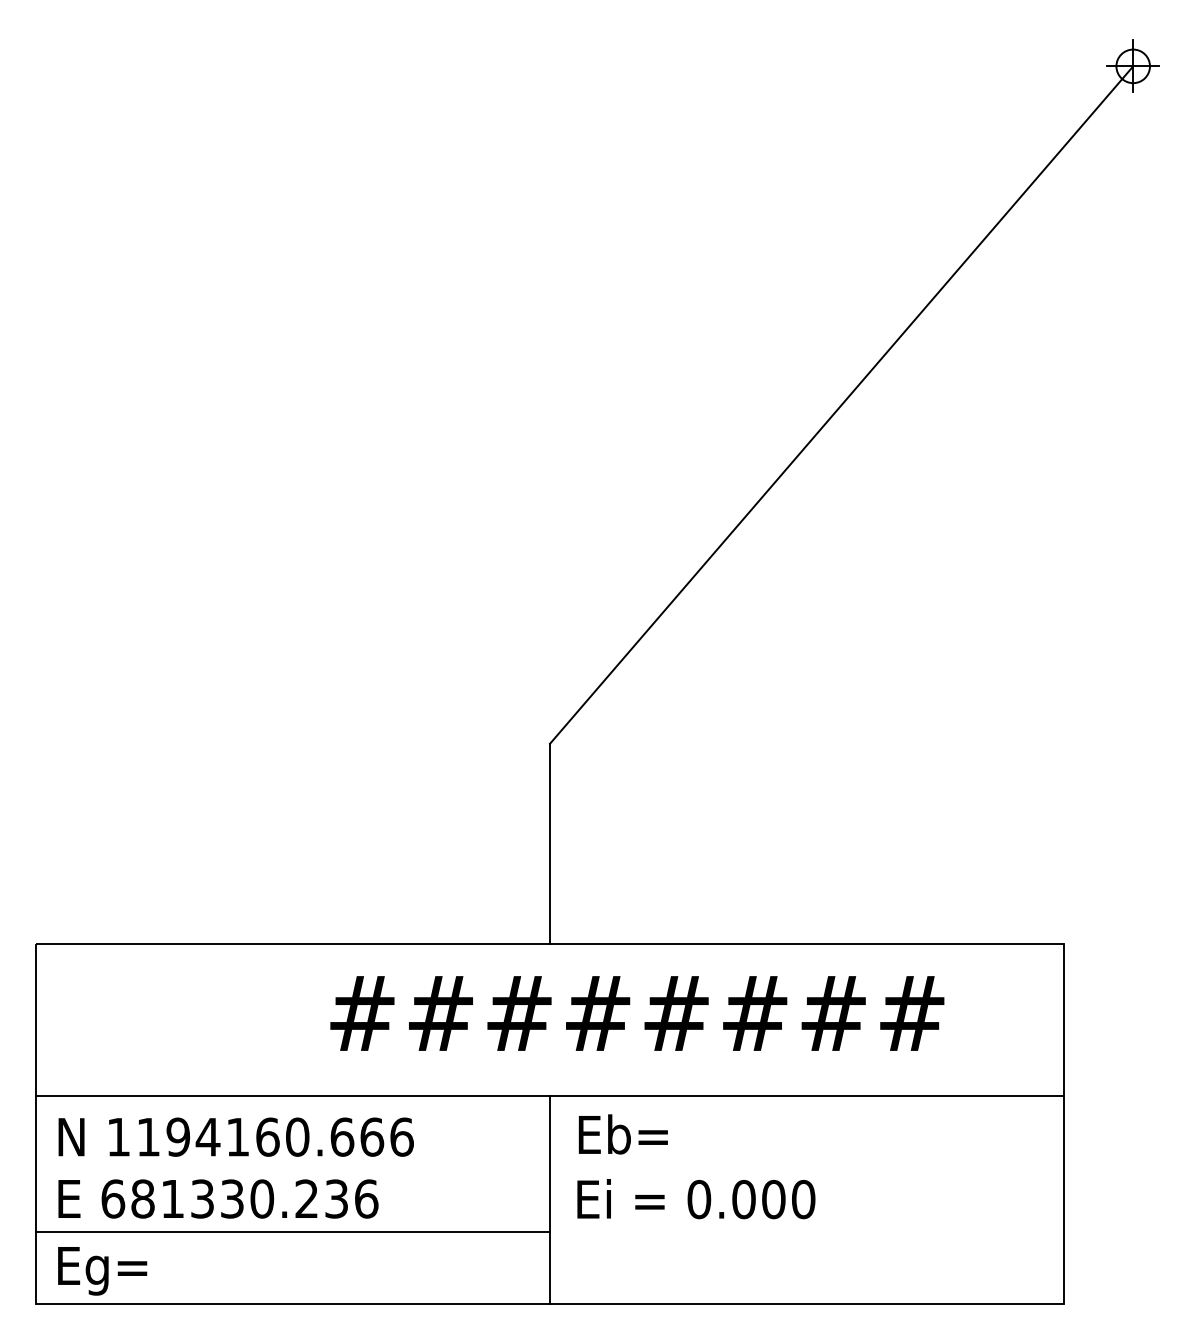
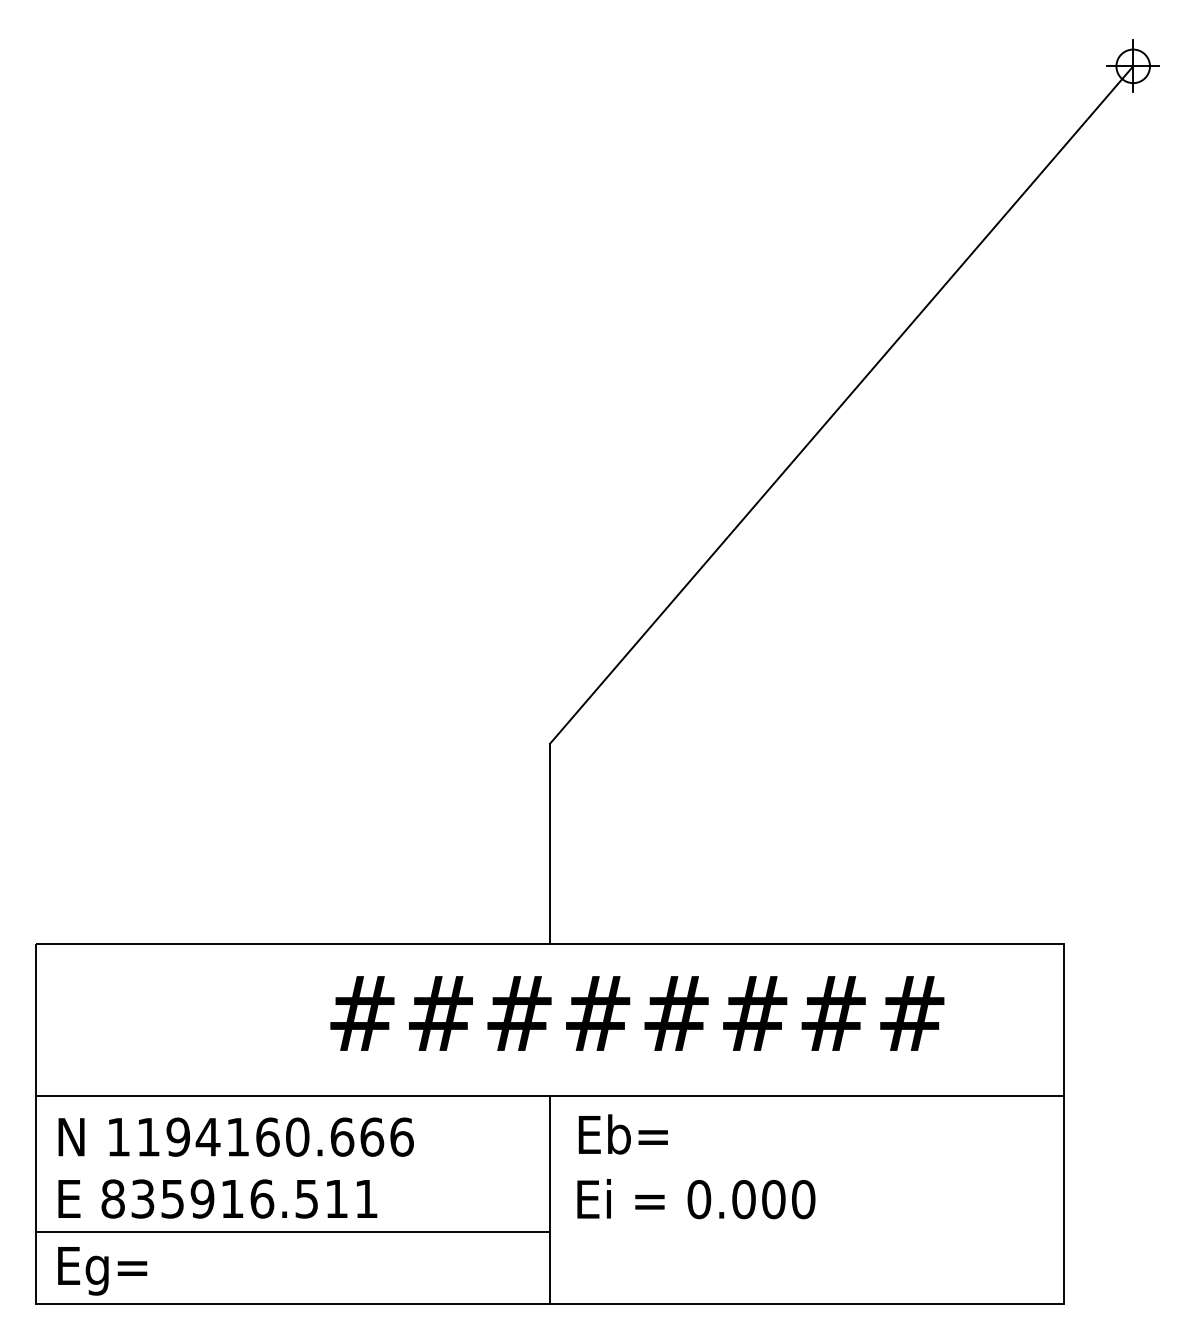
text: 681330.236 -> 835916.511 (239, 1198)
